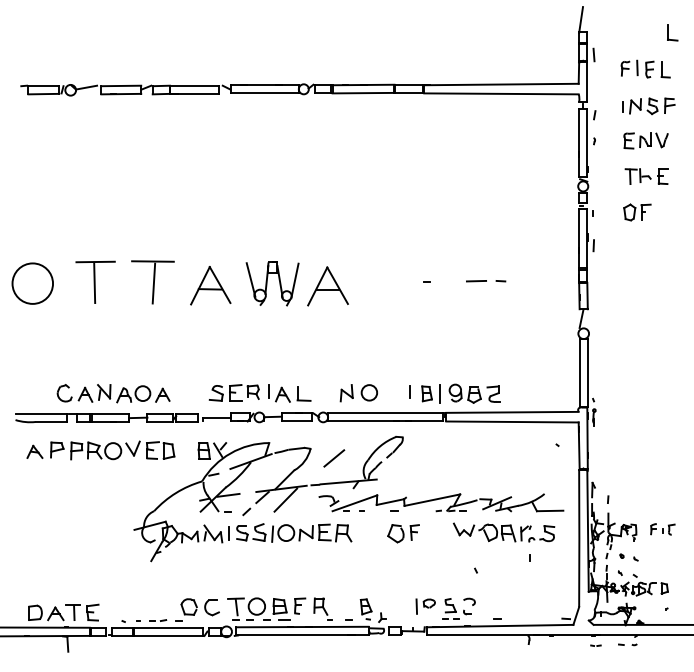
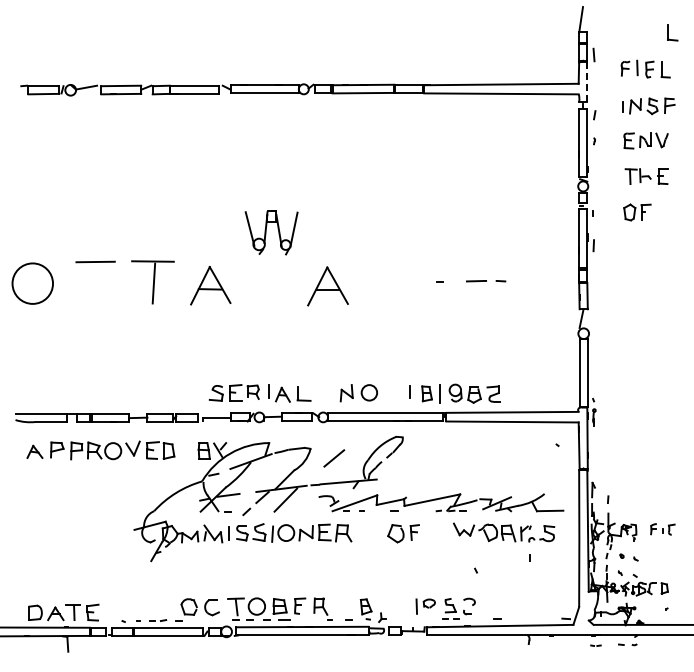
line: solid -> dashed (587, 81)
line position: (426, 281) -> (439, 281) (439, 281)
line: present -> none (94, 283)
part position: (272, 283) -> (271, 232) (271, 232)
part: present -> none (113, 393)
